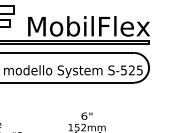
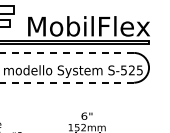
line: solid -> dashed (67, 52)
line: solid -> dashed (67, 82)
